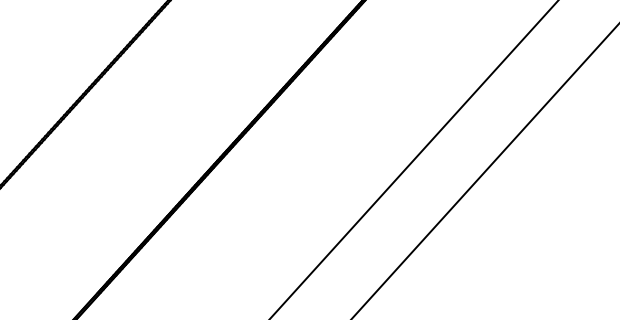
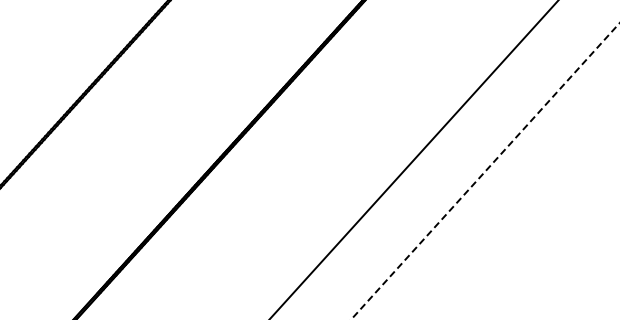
line: solid -> dashed (485, 171)
